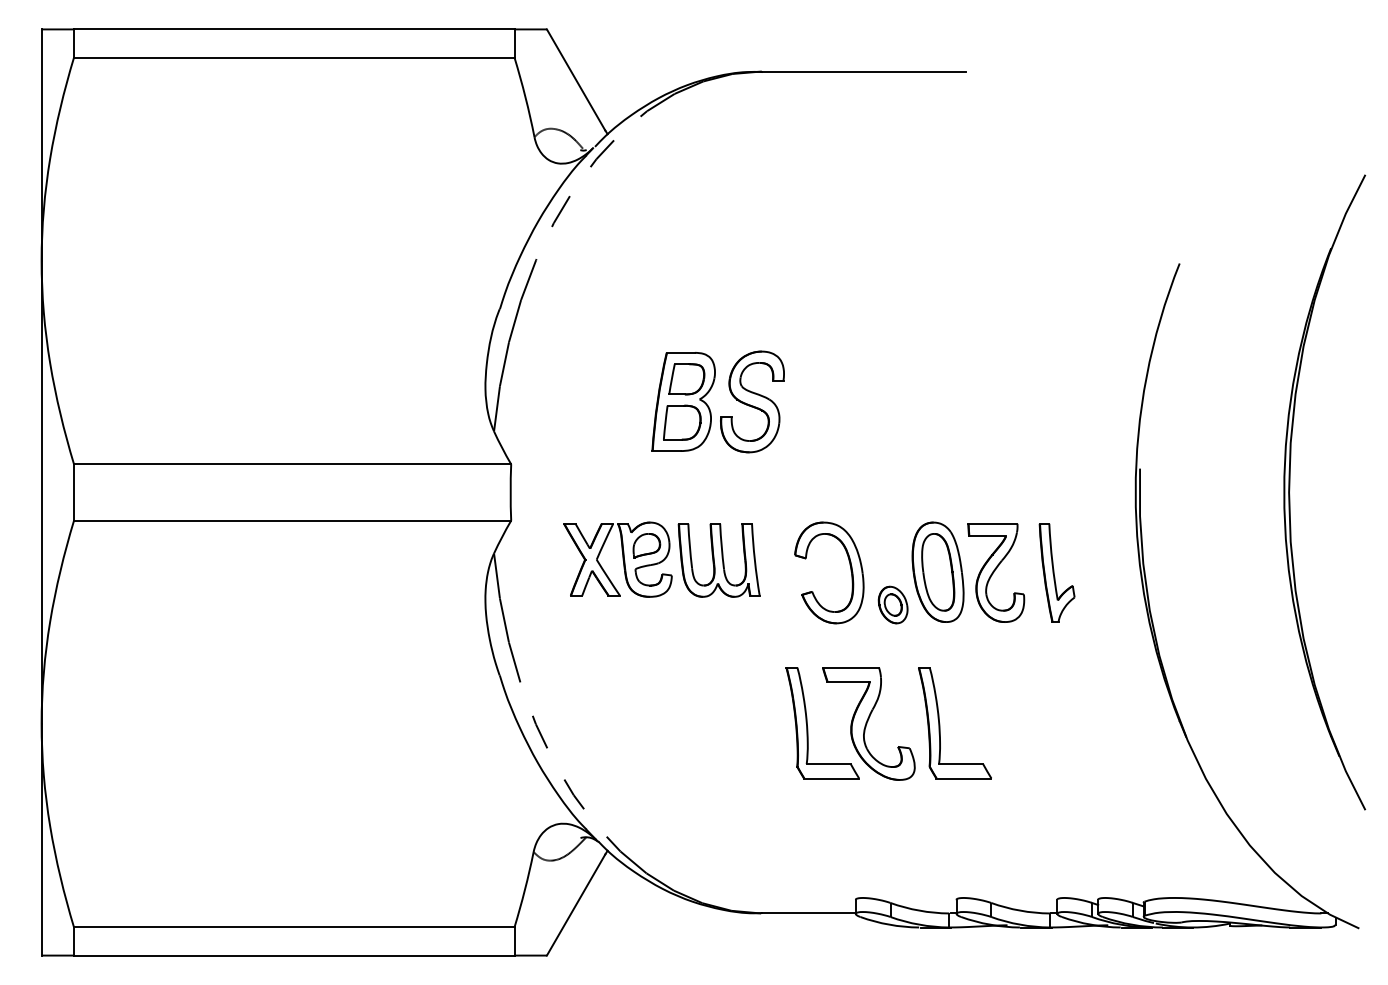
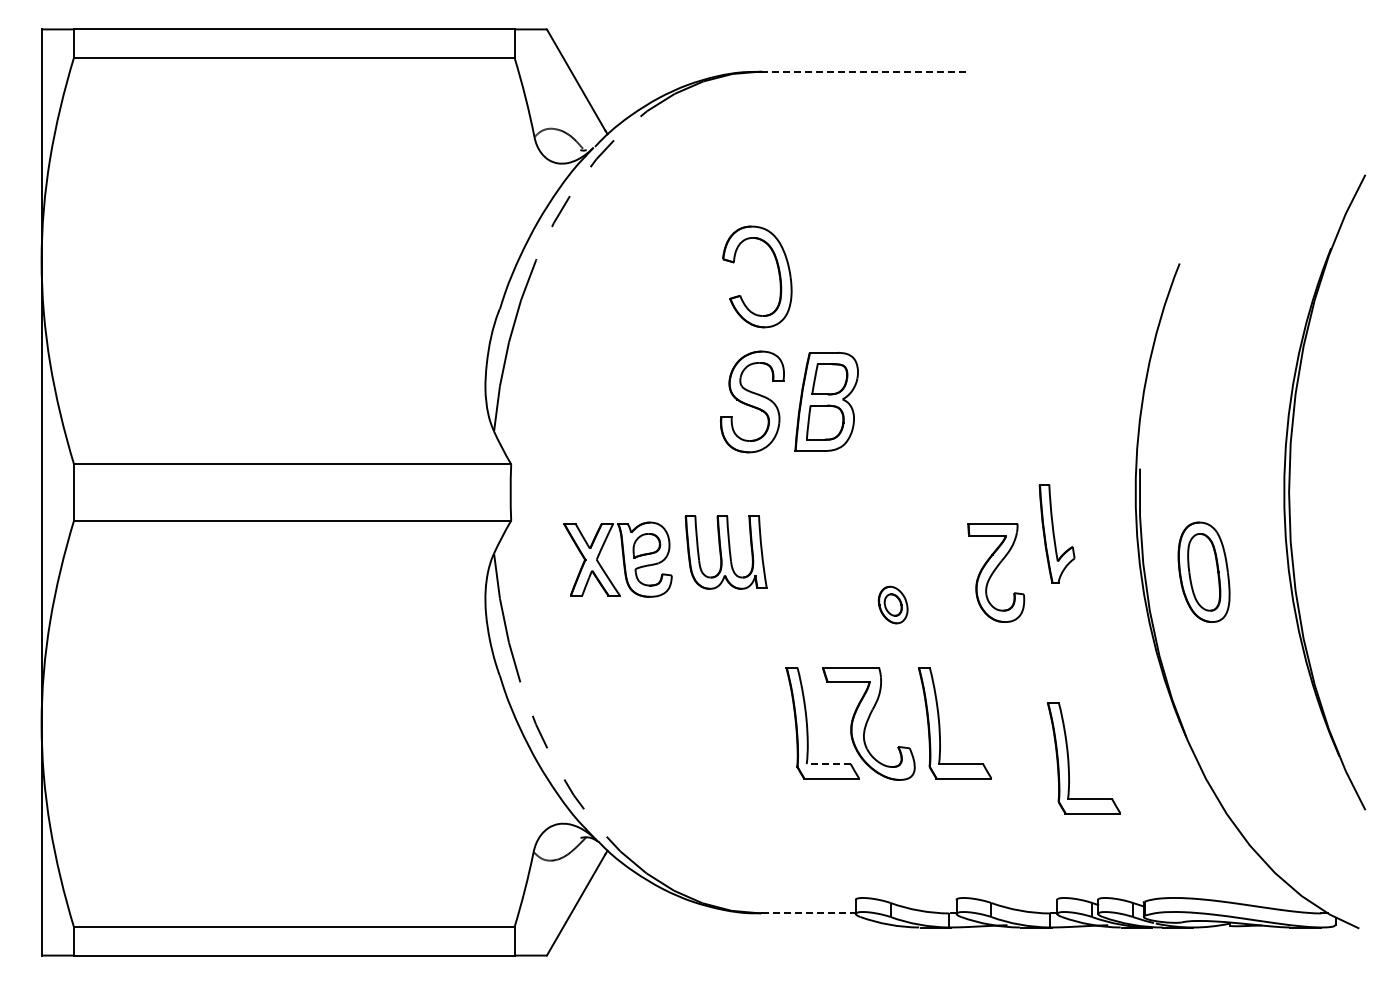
line: solid -> dashed (863, 71)
part position: (683, 401) -> (826, 401) (826, 401)
part position: (718, 560) -> (725, 552) (725, 552)
part position: (850, 571) -> (778, 275) (778, 275)
part position: (937, 571) -> (1203, 571) (1203, 571)
part position: (1056, 572) -> (1056, 533) (1056, 533)
part: none -> present (1069, 758)
line: solid -> dashed (828, 764)
line: solid -> dashed (809, 913)
